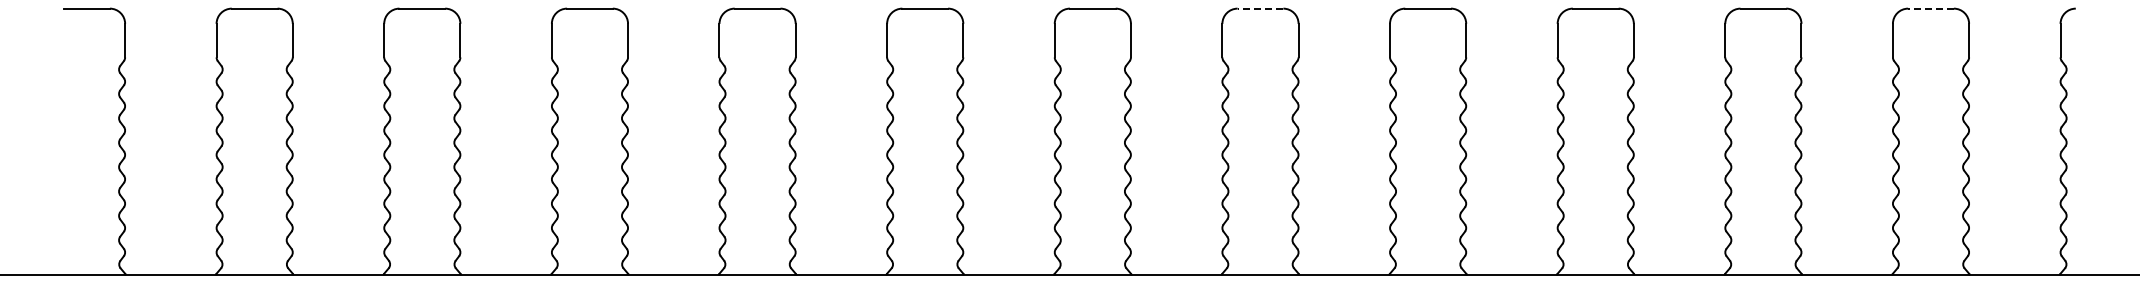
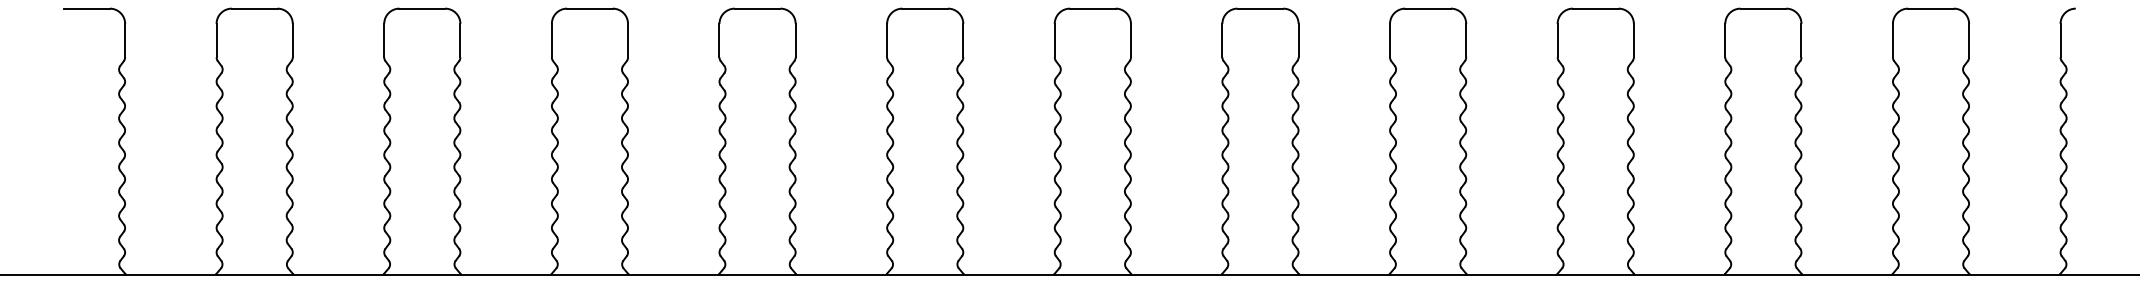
line: dashed -> solid (1260, 8)
line: dashed -> solid (1931, 8)
